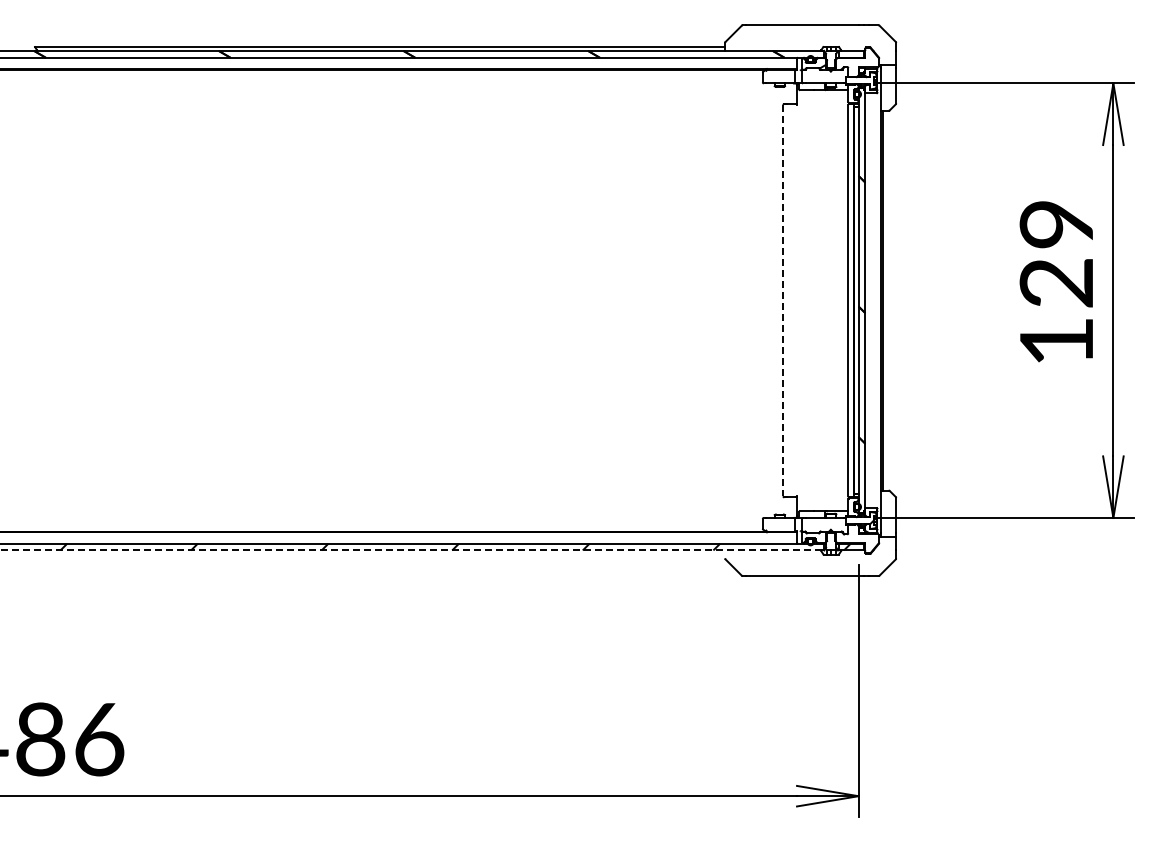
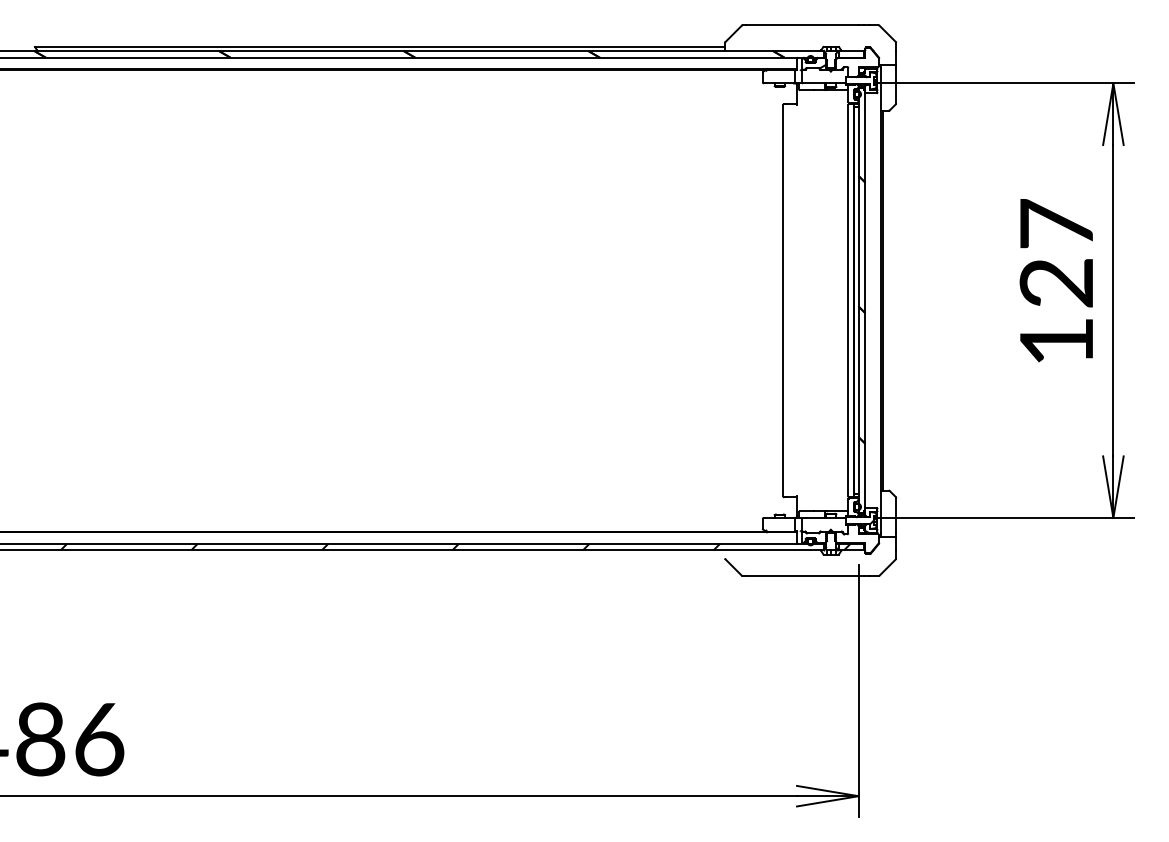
text: 129 -> 127 (1055, 223)
line: dashed -> solid (783, 300)
line: dashed -> solid (412, 550)
